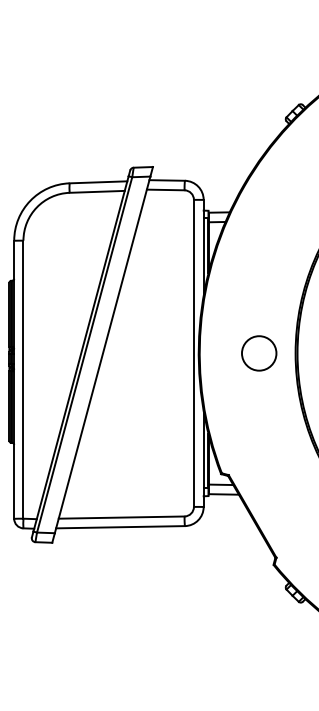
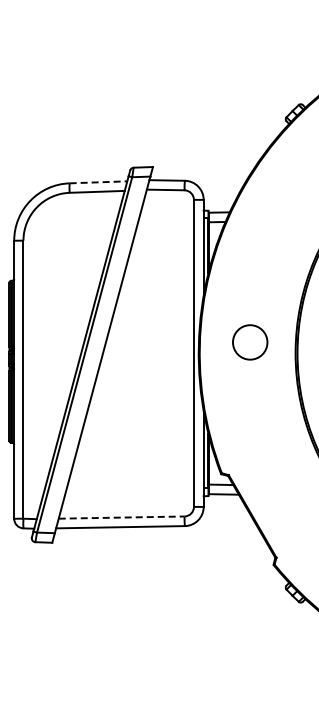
line: solid -> dashed (98, 182)
circle position: (259, 353) -> (250, 342) (250, 342)
line: solid -> dashed (121, 517)
